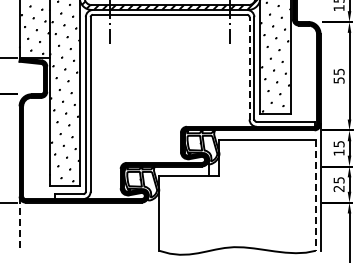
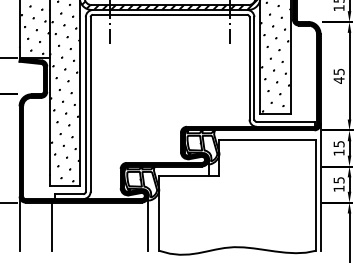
line: dashed -> solid (249, 67)
text: 55 -> 45 (338, 80)
text: 25 -> 15 (338, 188)
line: dashed -> solid (315, 195)
line: none -> present (148, 223)
line: dashed -> solid (19, 224)
line: none -> present (52, 226)
